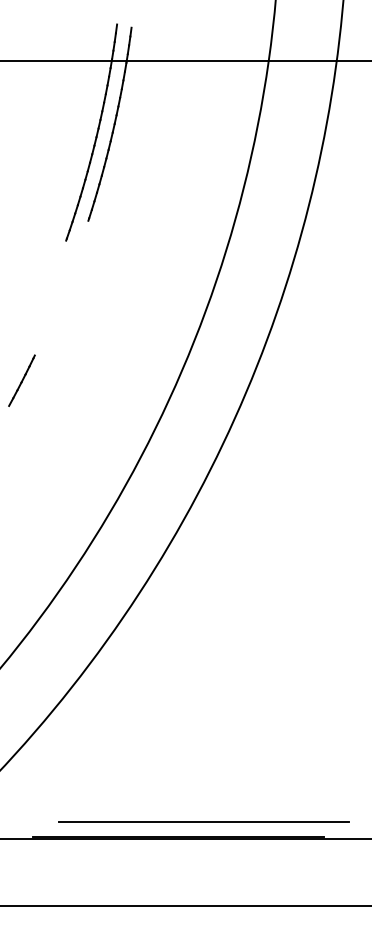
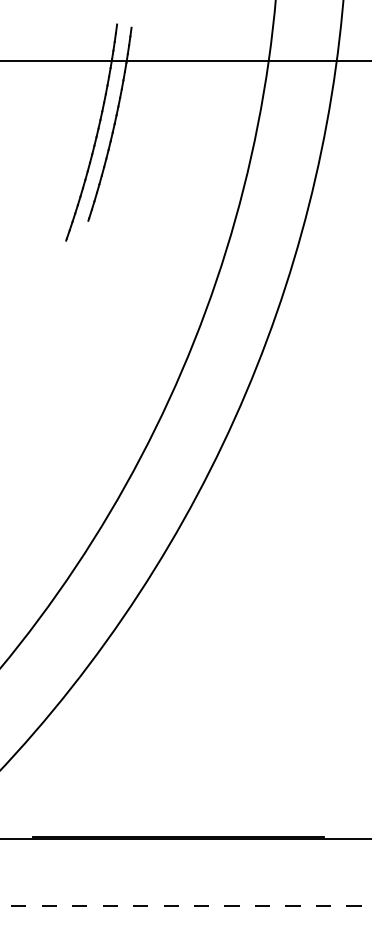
line: present -> none (21, 380)
line: present -> none (203, 822)
line: solid -> dashed (185, 905)
